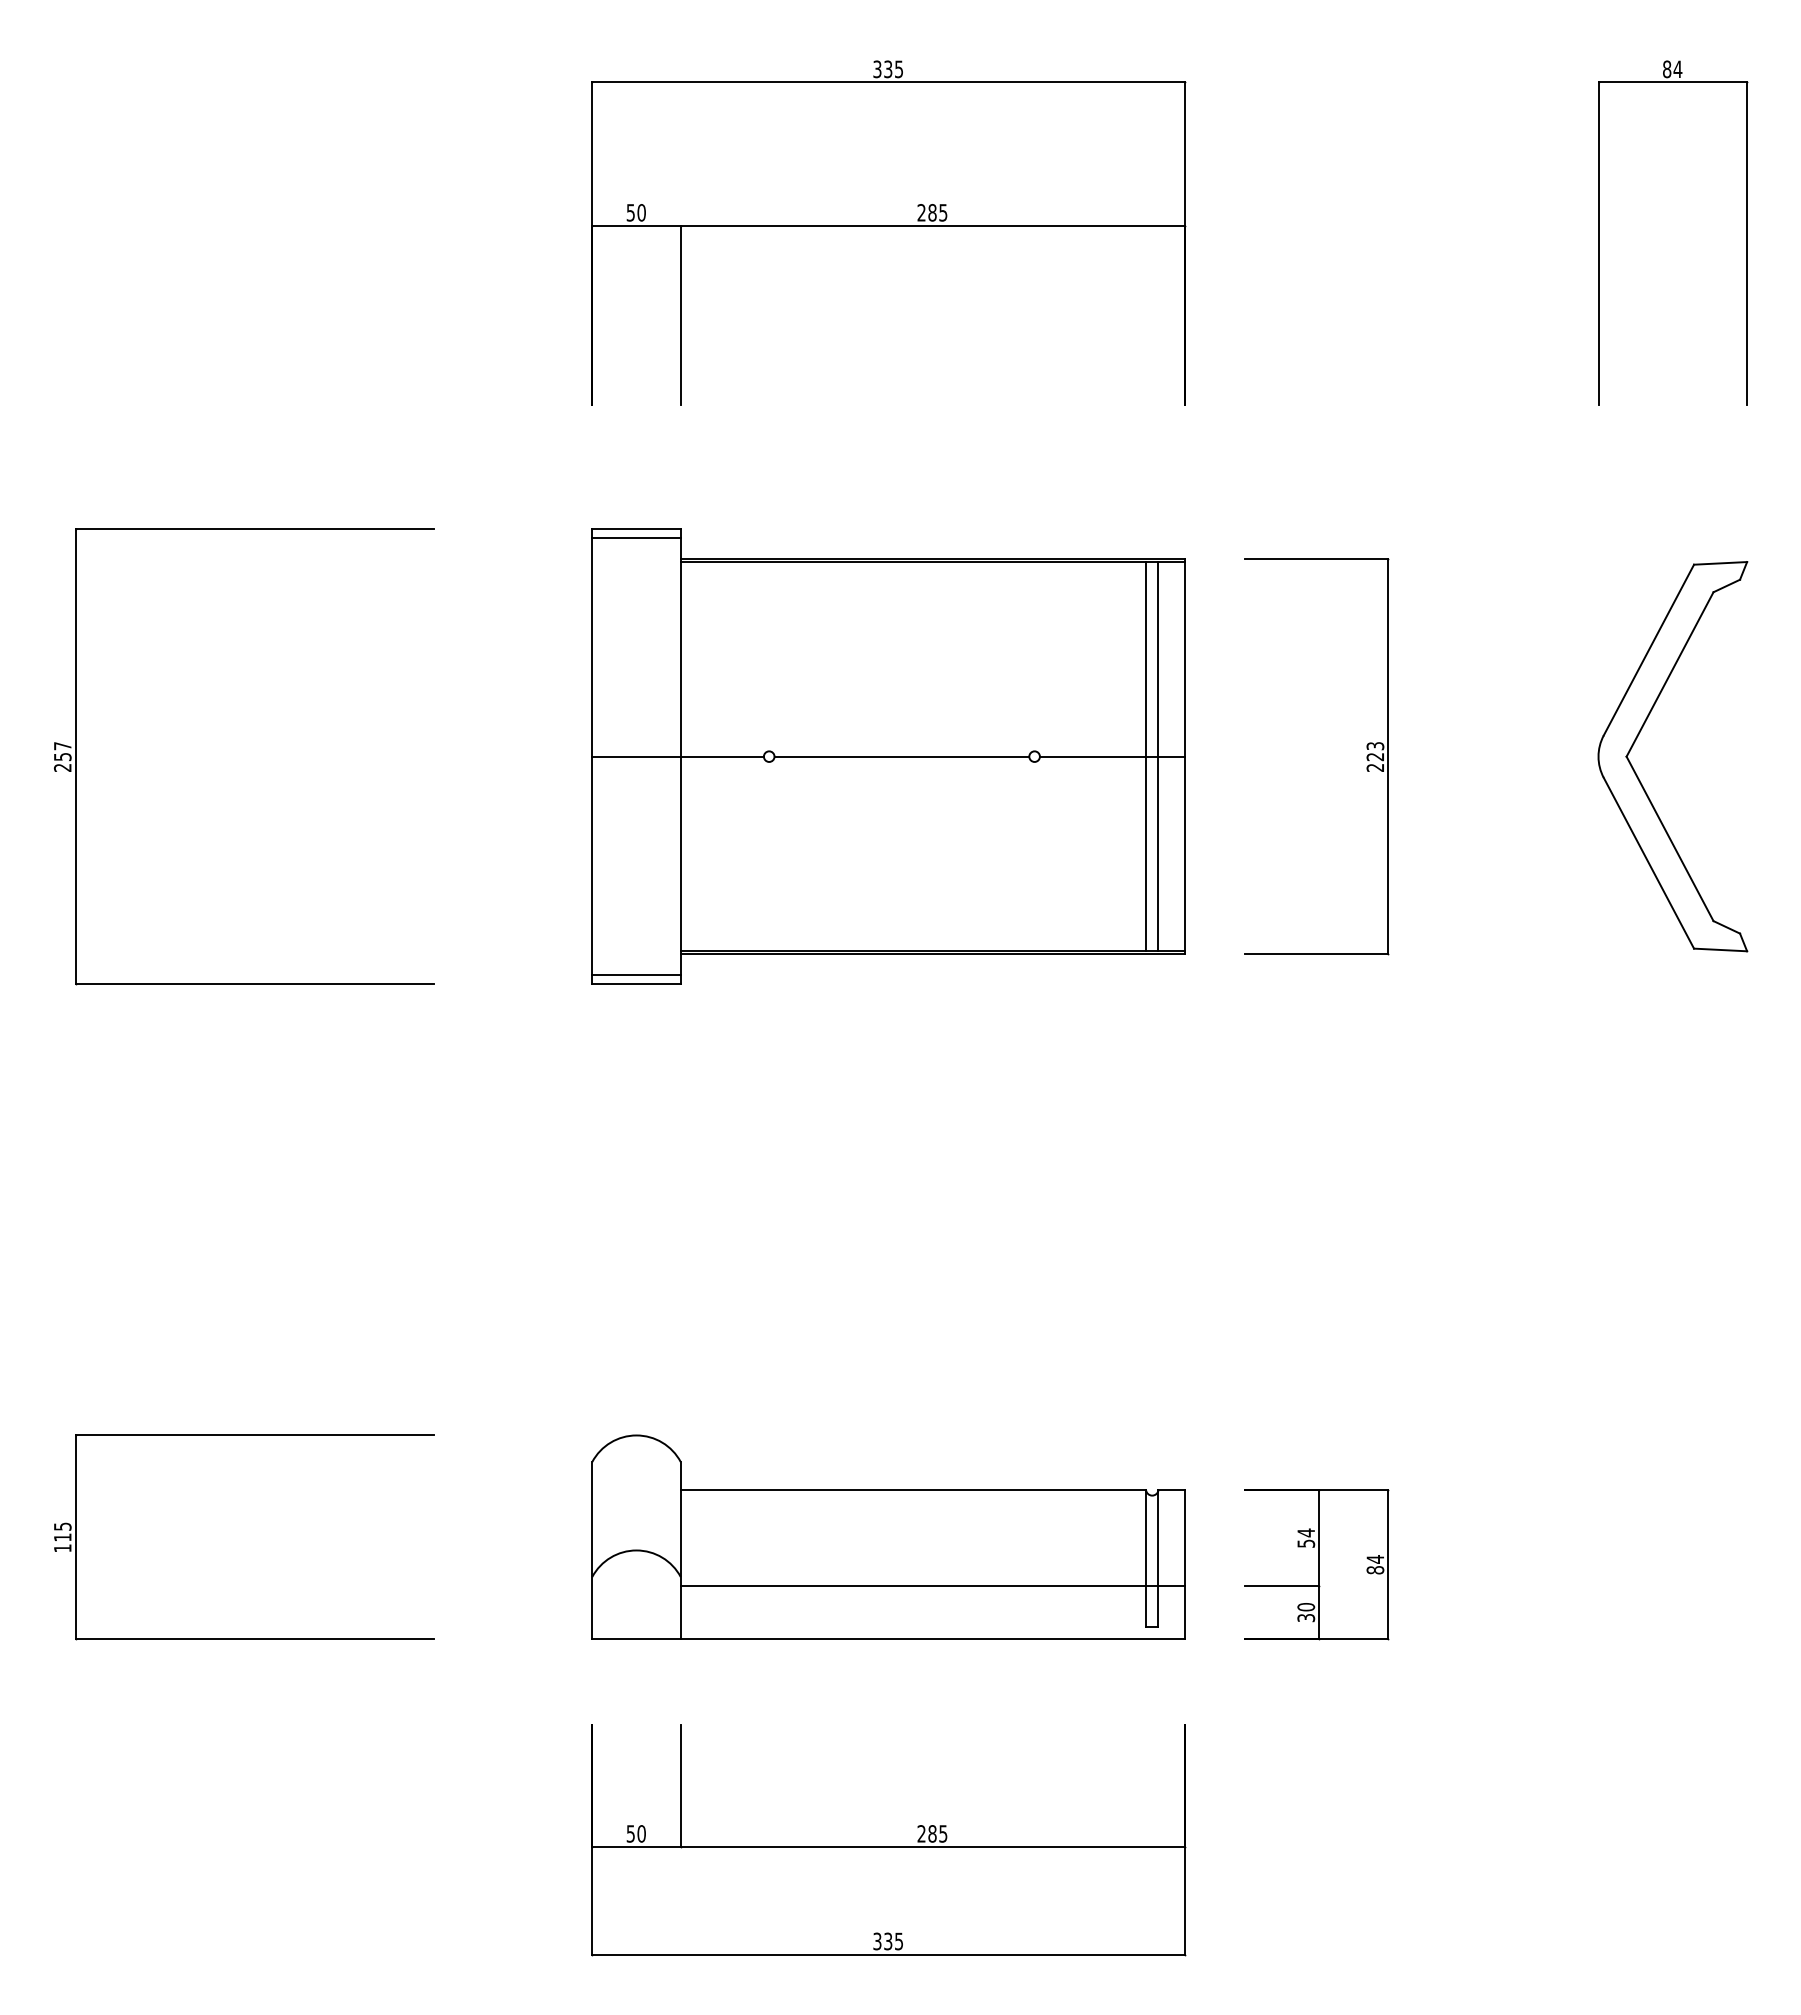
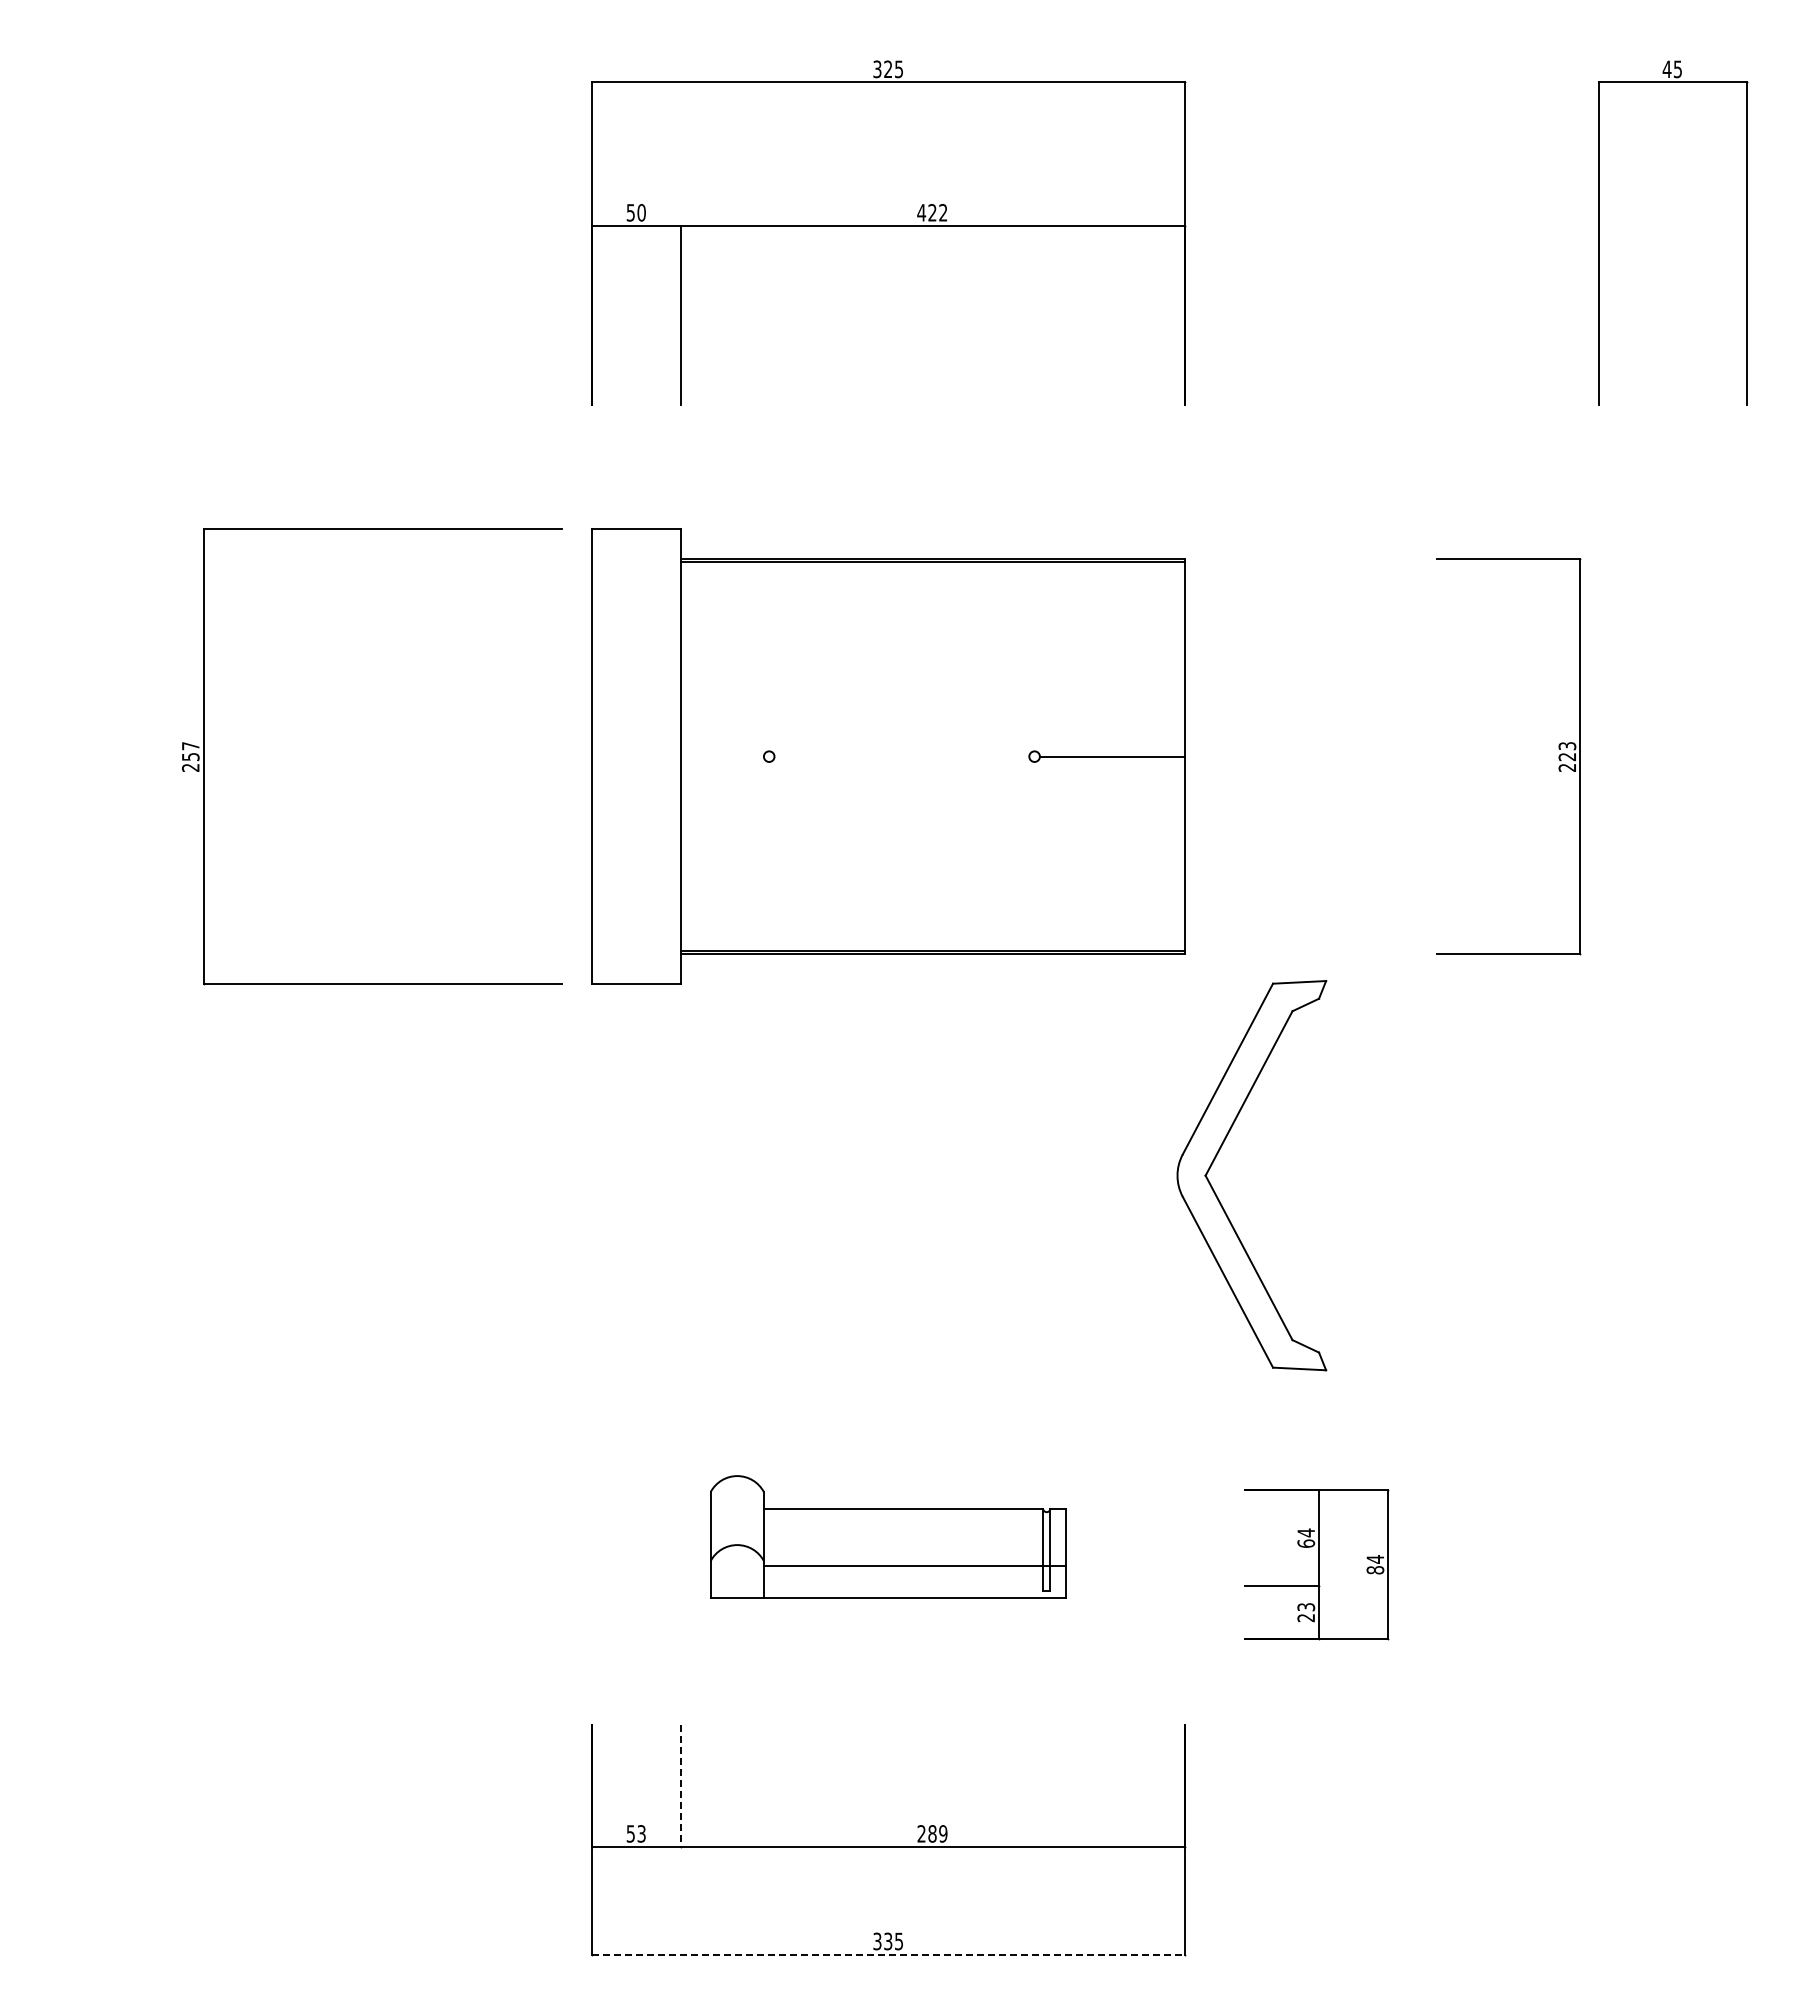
text: 335 -> 325 (888, 69)
text: 84 -> 45 (1672, 69)
text: 285 -> 422 (932, 212)
line: present -> none (636, 538)
part position: (1637, 738) -> (1216, 1157) (1216, 1157)
part position: (76, 756) -> (204, 756) (204, 756)
line: present -> none (677, 756)
line: present -> none (901, 756)
line: present -> none (1146, 756)
line: present -> none (1158, 756)
part position: (1366, 756) -> (1558, 756) (1558, 756)
line: present -> none (636, 975)
part size: 595x206 px -> 357x124 px (888, 1536)
text: 54 -> 64 (1306, 1543)
text: 30 -> 23 (1306, 1612)
part: present -> none (244, 1638)
line: solid -> dashed (680, 1785)
text: 50 -> 53 (641, 1833)
text: 285 -> 289 (943, 1833)
line: solid -> dashed (889, 1954)
